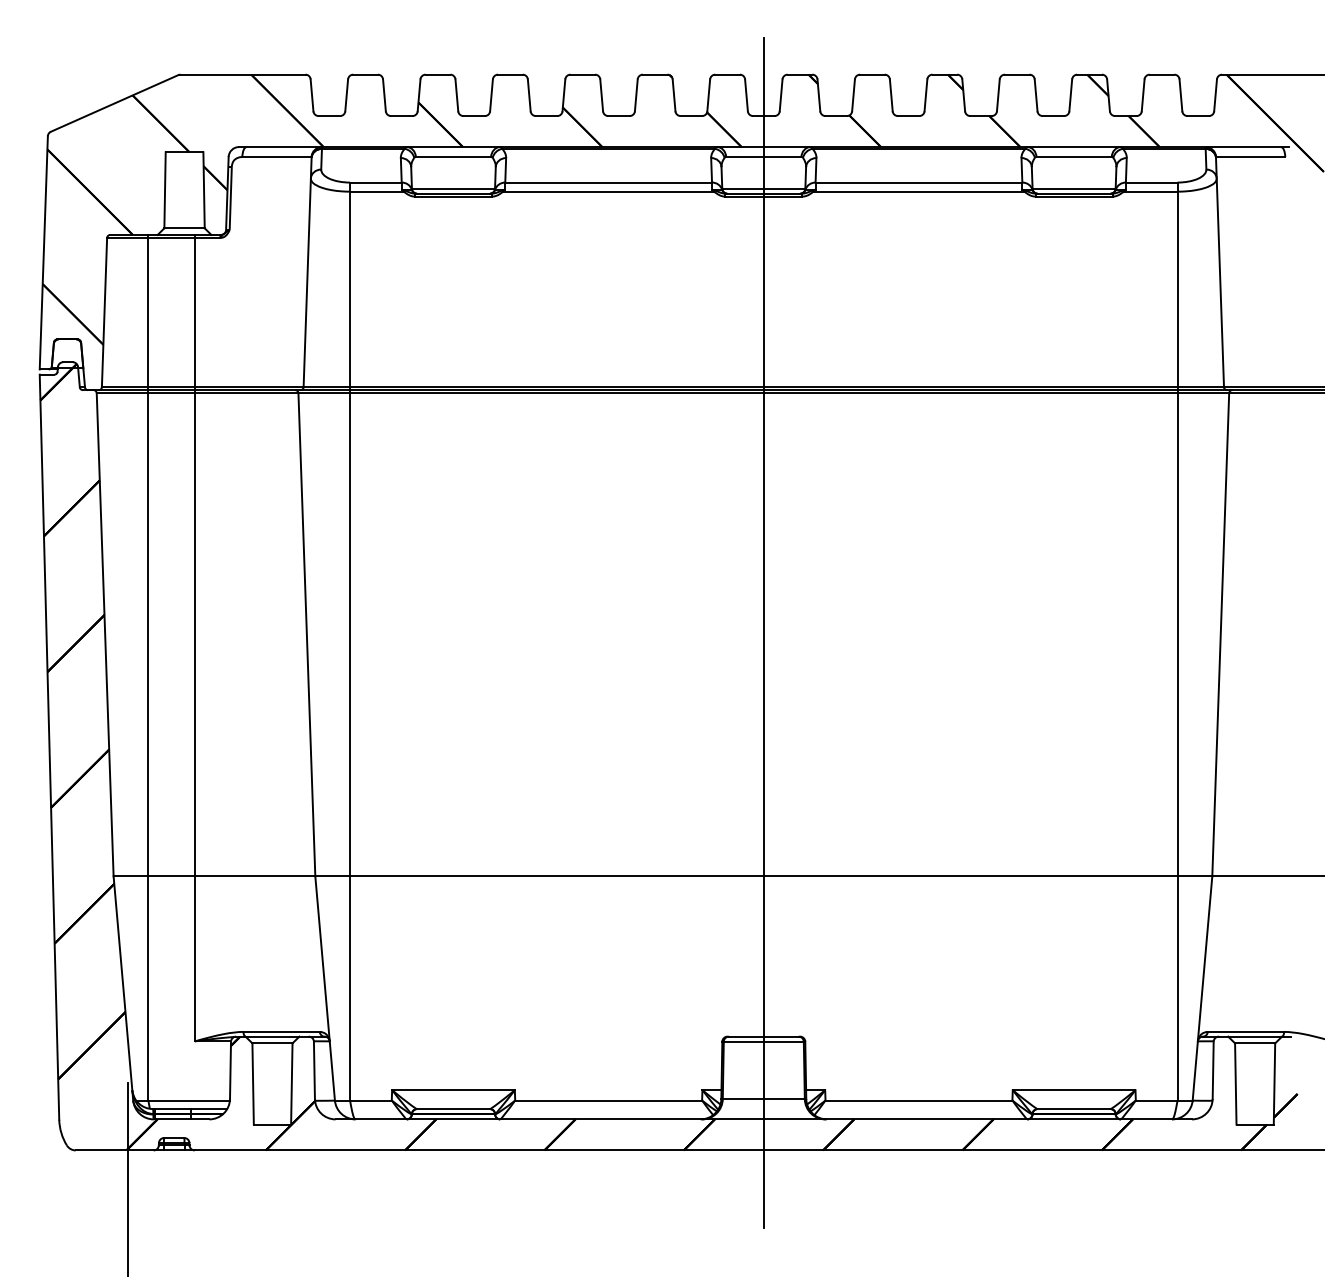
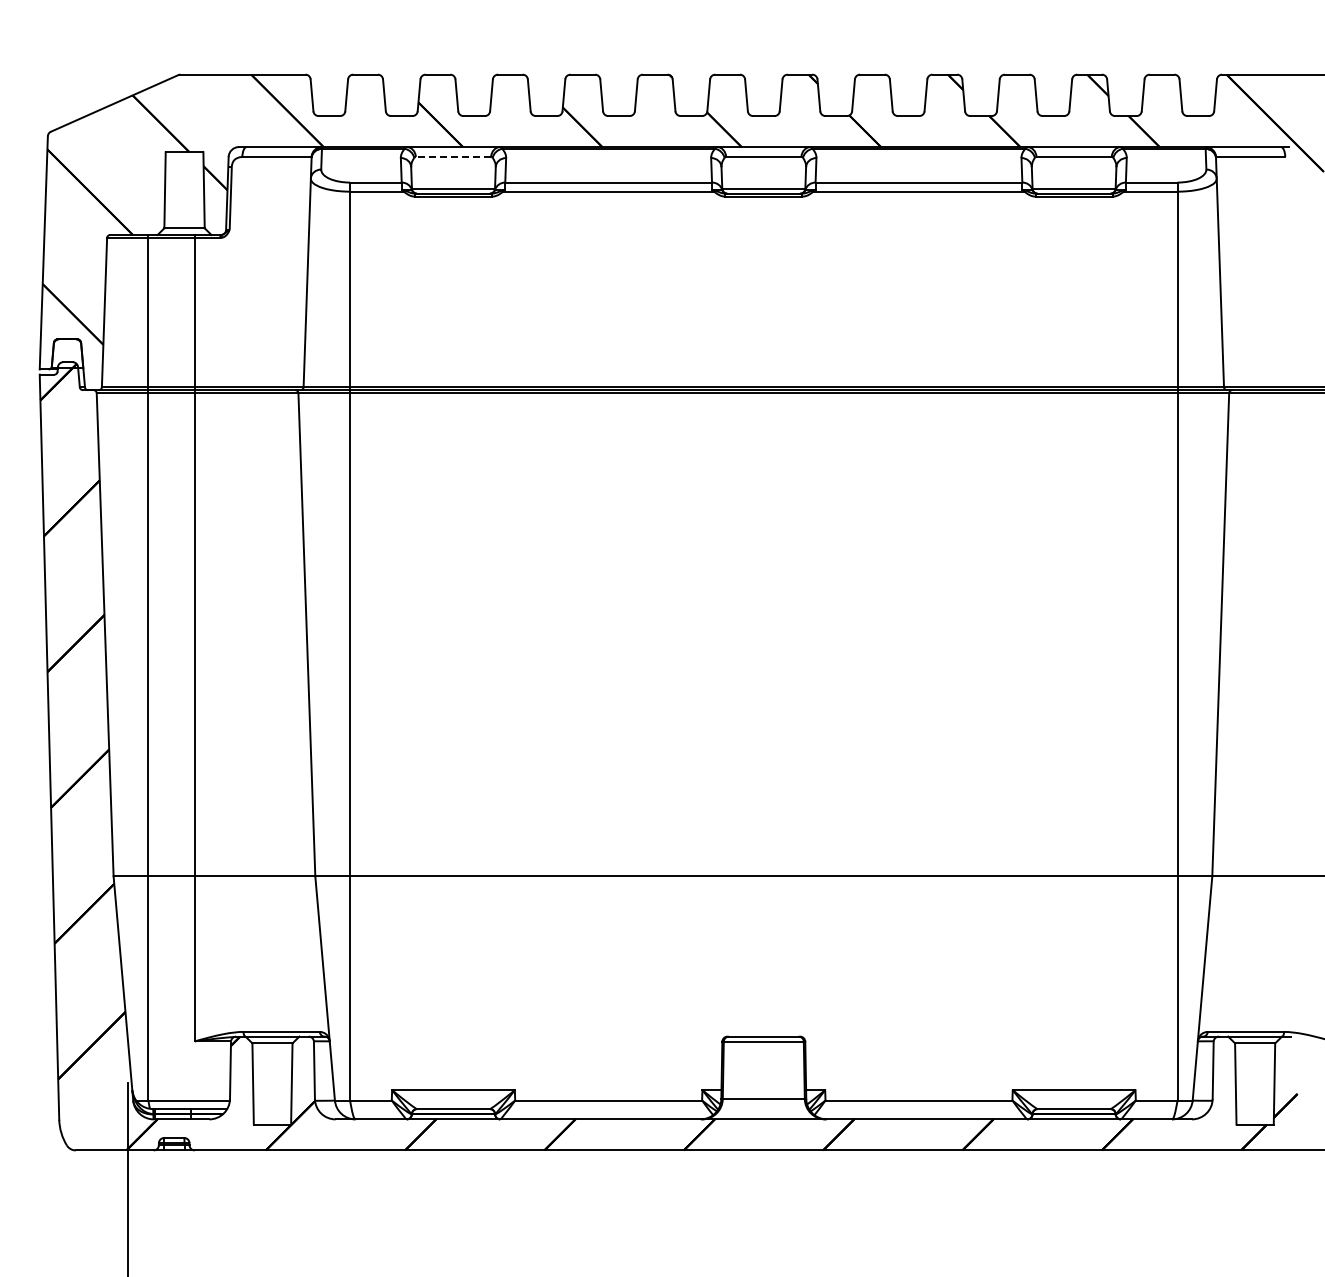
line: solid -> dashed (453, 157)
line: present -> none (763, 633)
